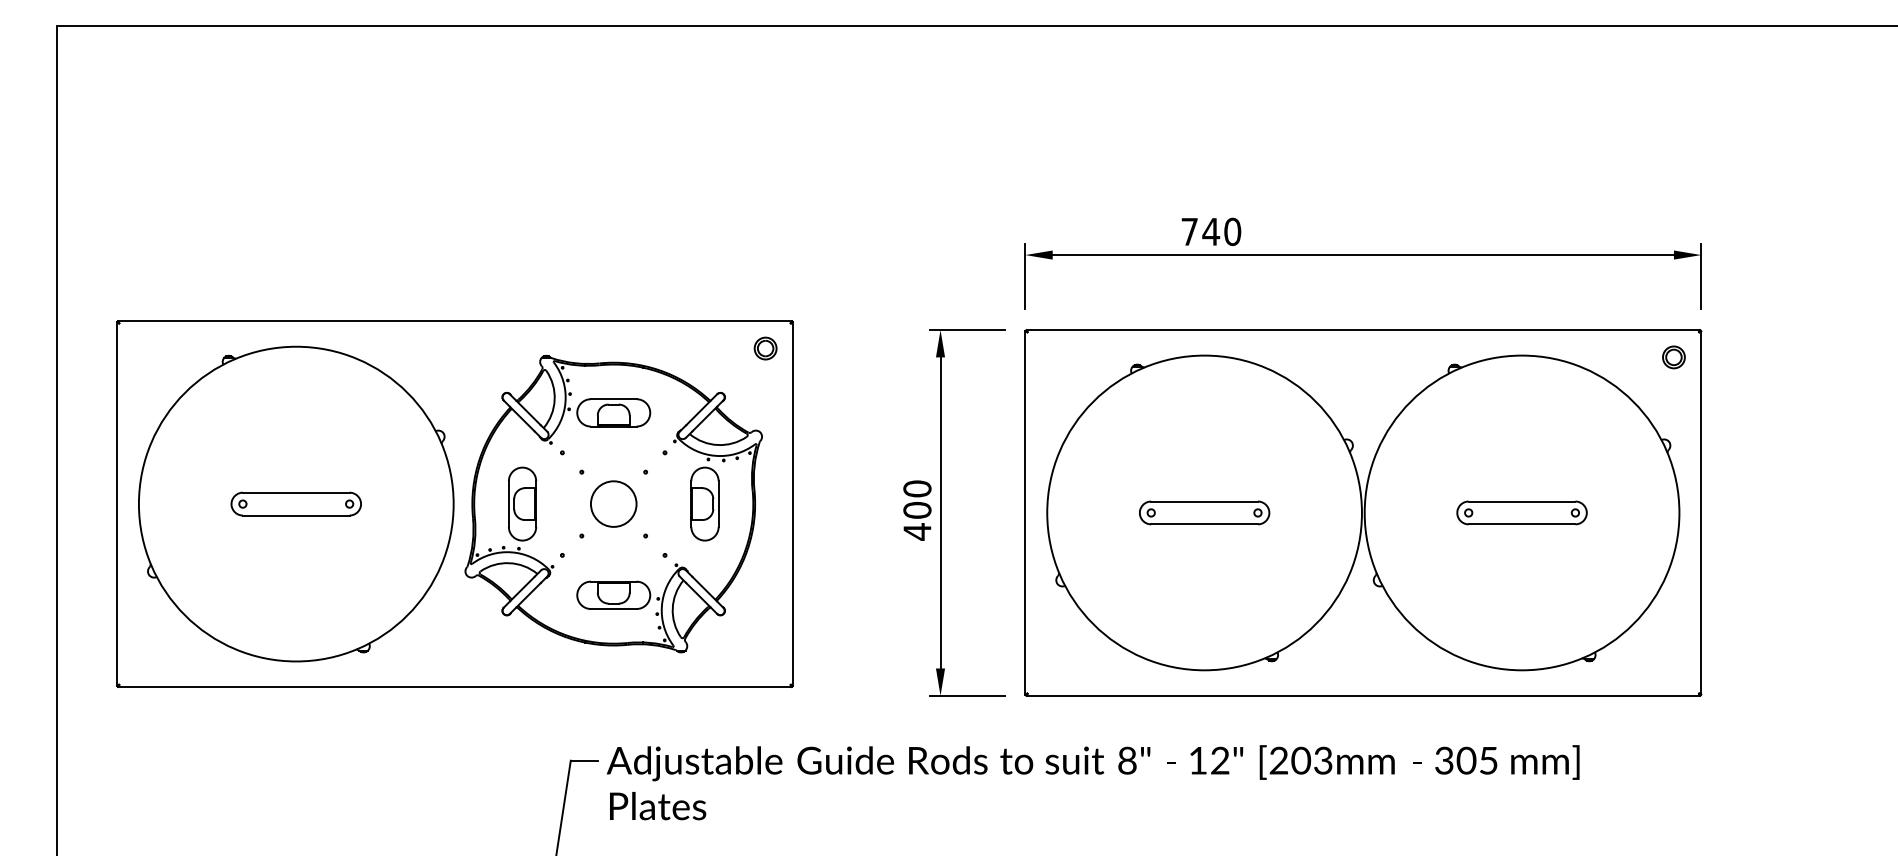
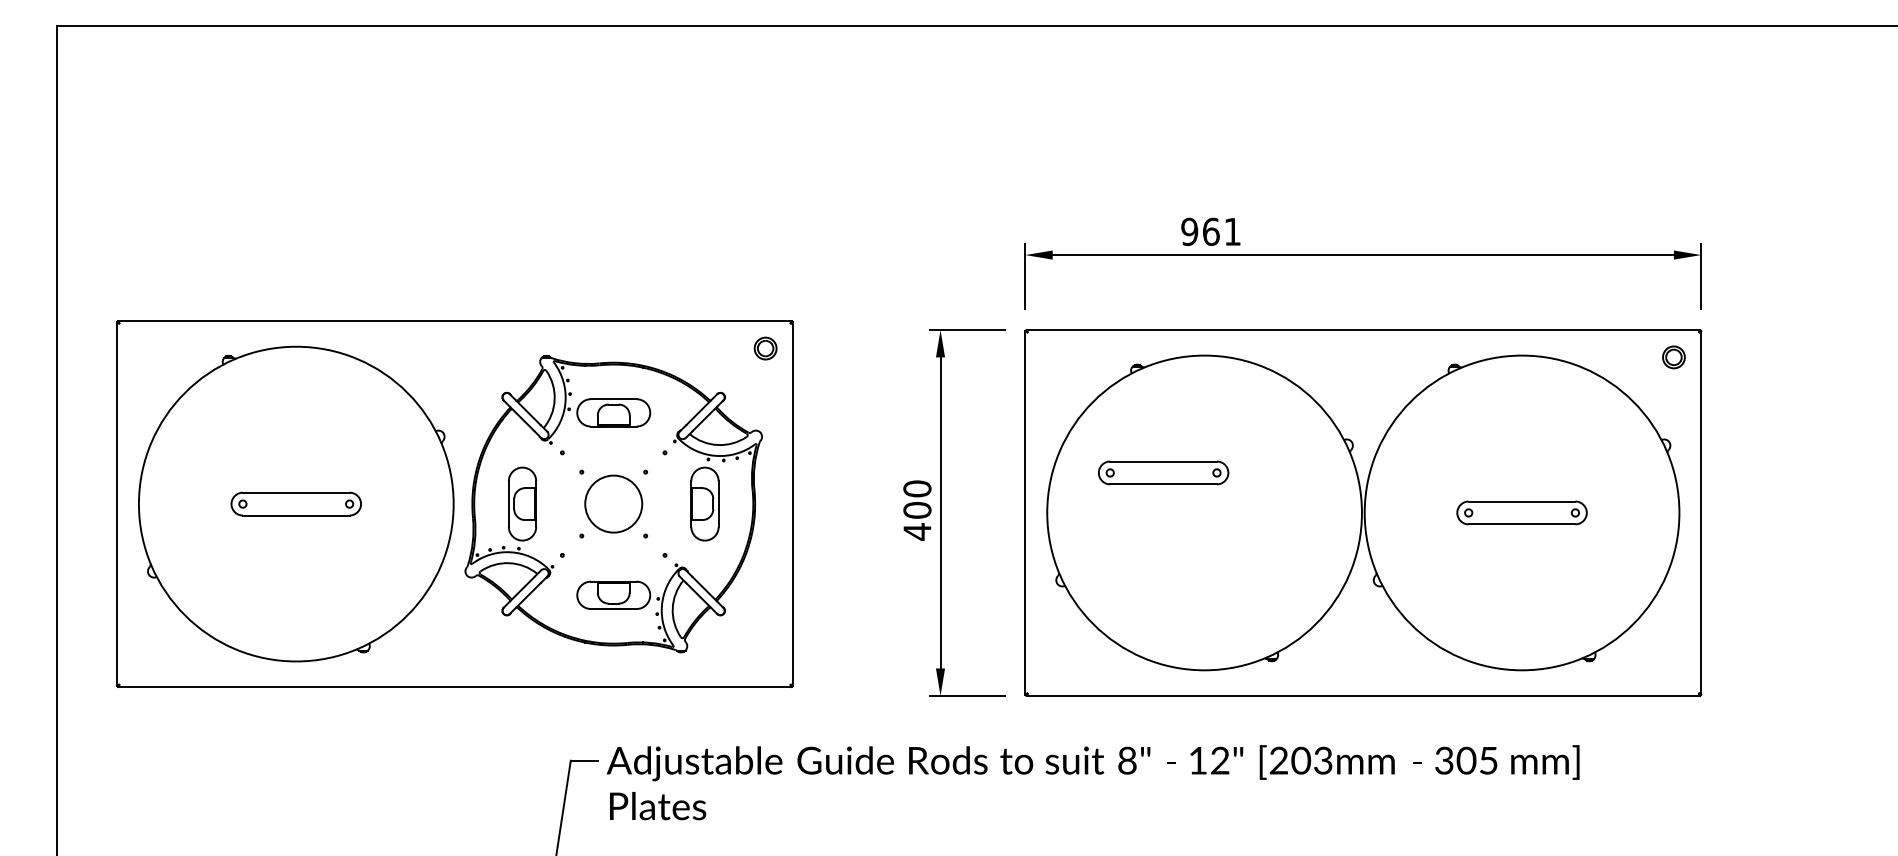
text: 740 -> 961 (1211, 231)
circle diameter: 46 px -> 57 px (613, 503)
part position: (1204, 512) -> (1163, 472) (1163, 472)
